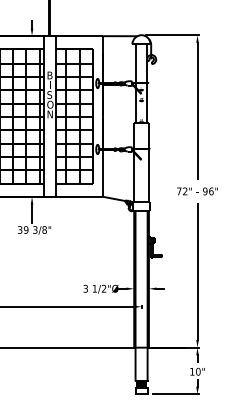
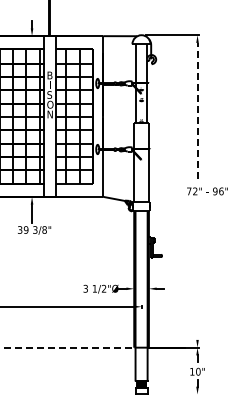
line: solid -> dashed (197, 110)
text position: (197, 191) -> (207, 191) (207, 191)
line: present -> none (197, 271)
line: solid -> dashed (68, 347)
line: present -> none (175, 394)
